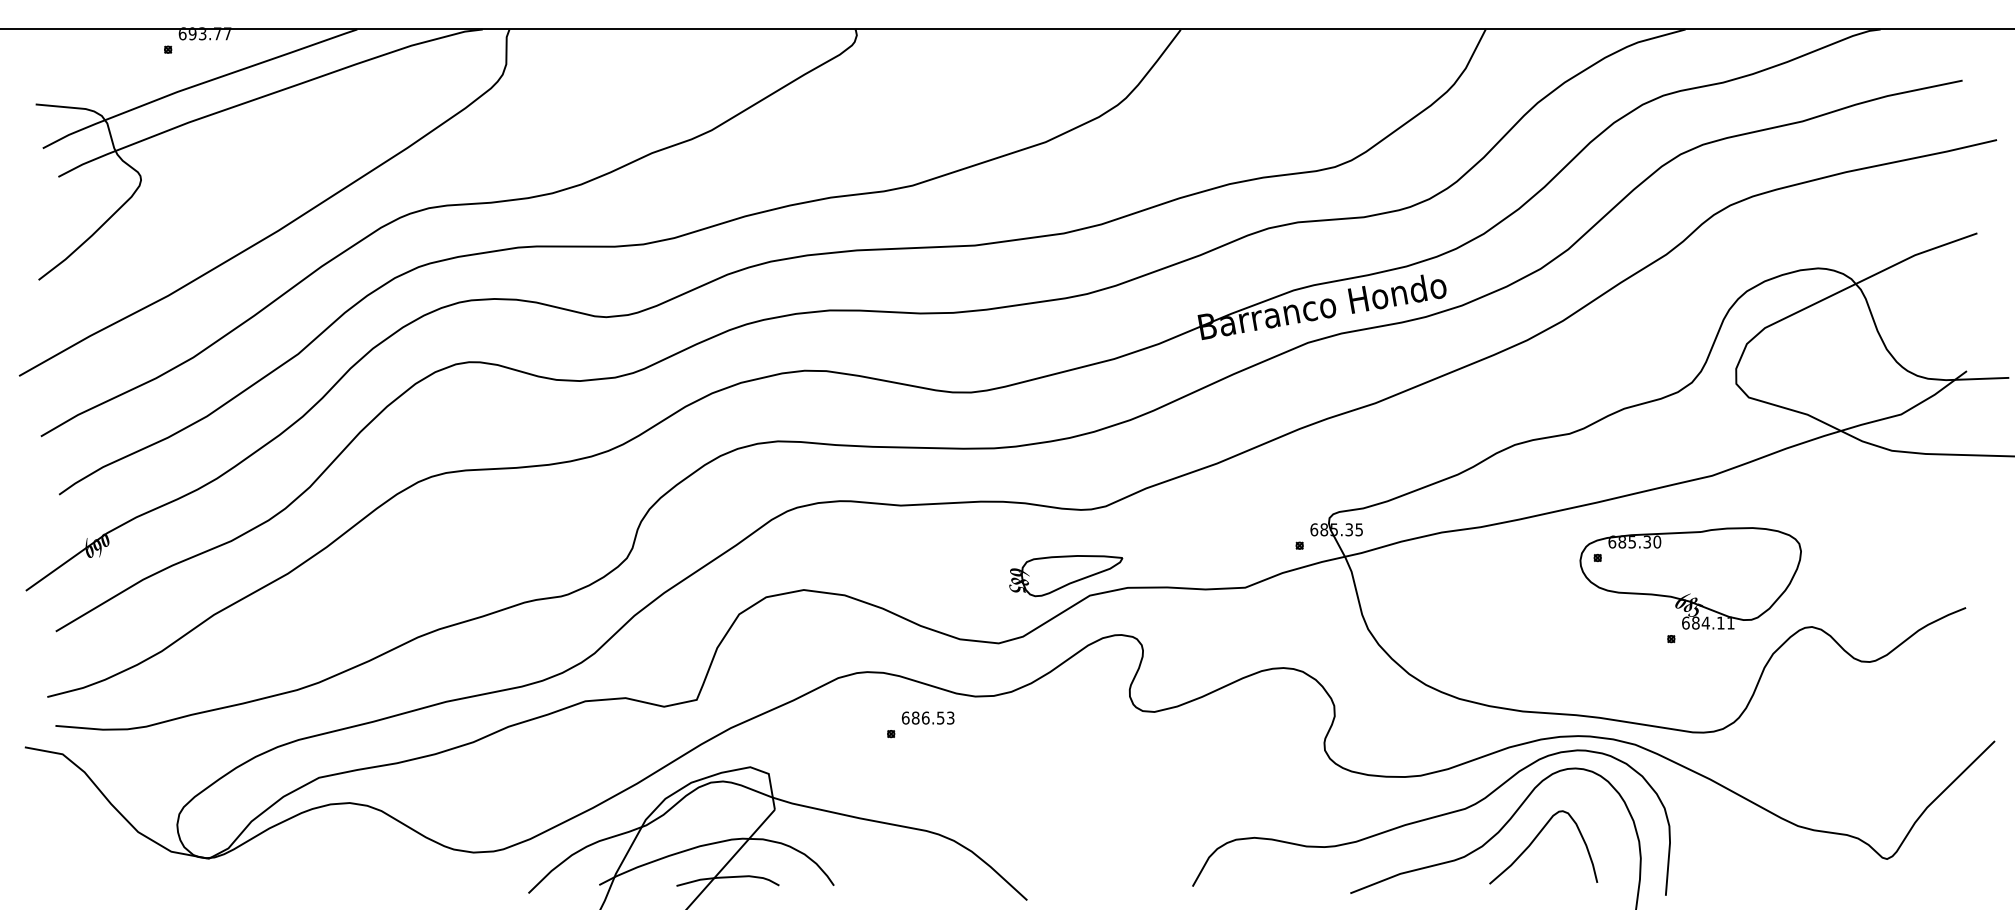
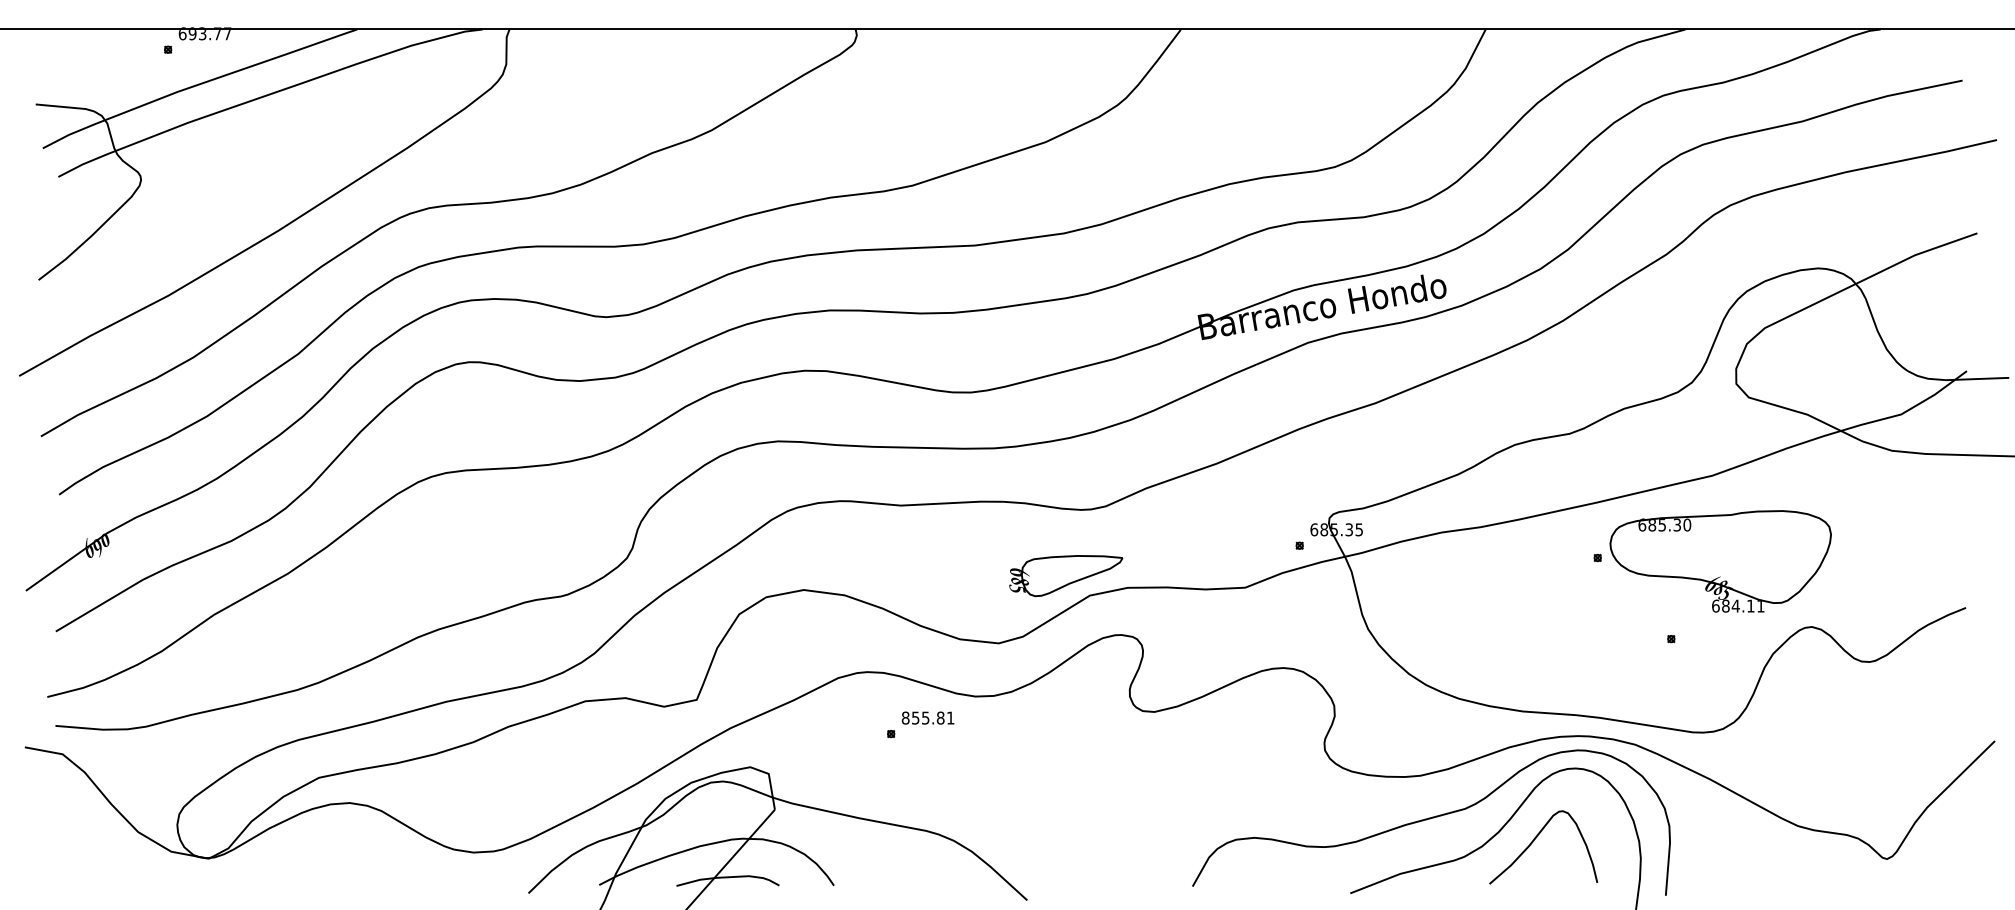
part position: (1690, 578) -> (1720, 561) (1720, 561)
text: 686.53 -> 855.81 (927, 717)
